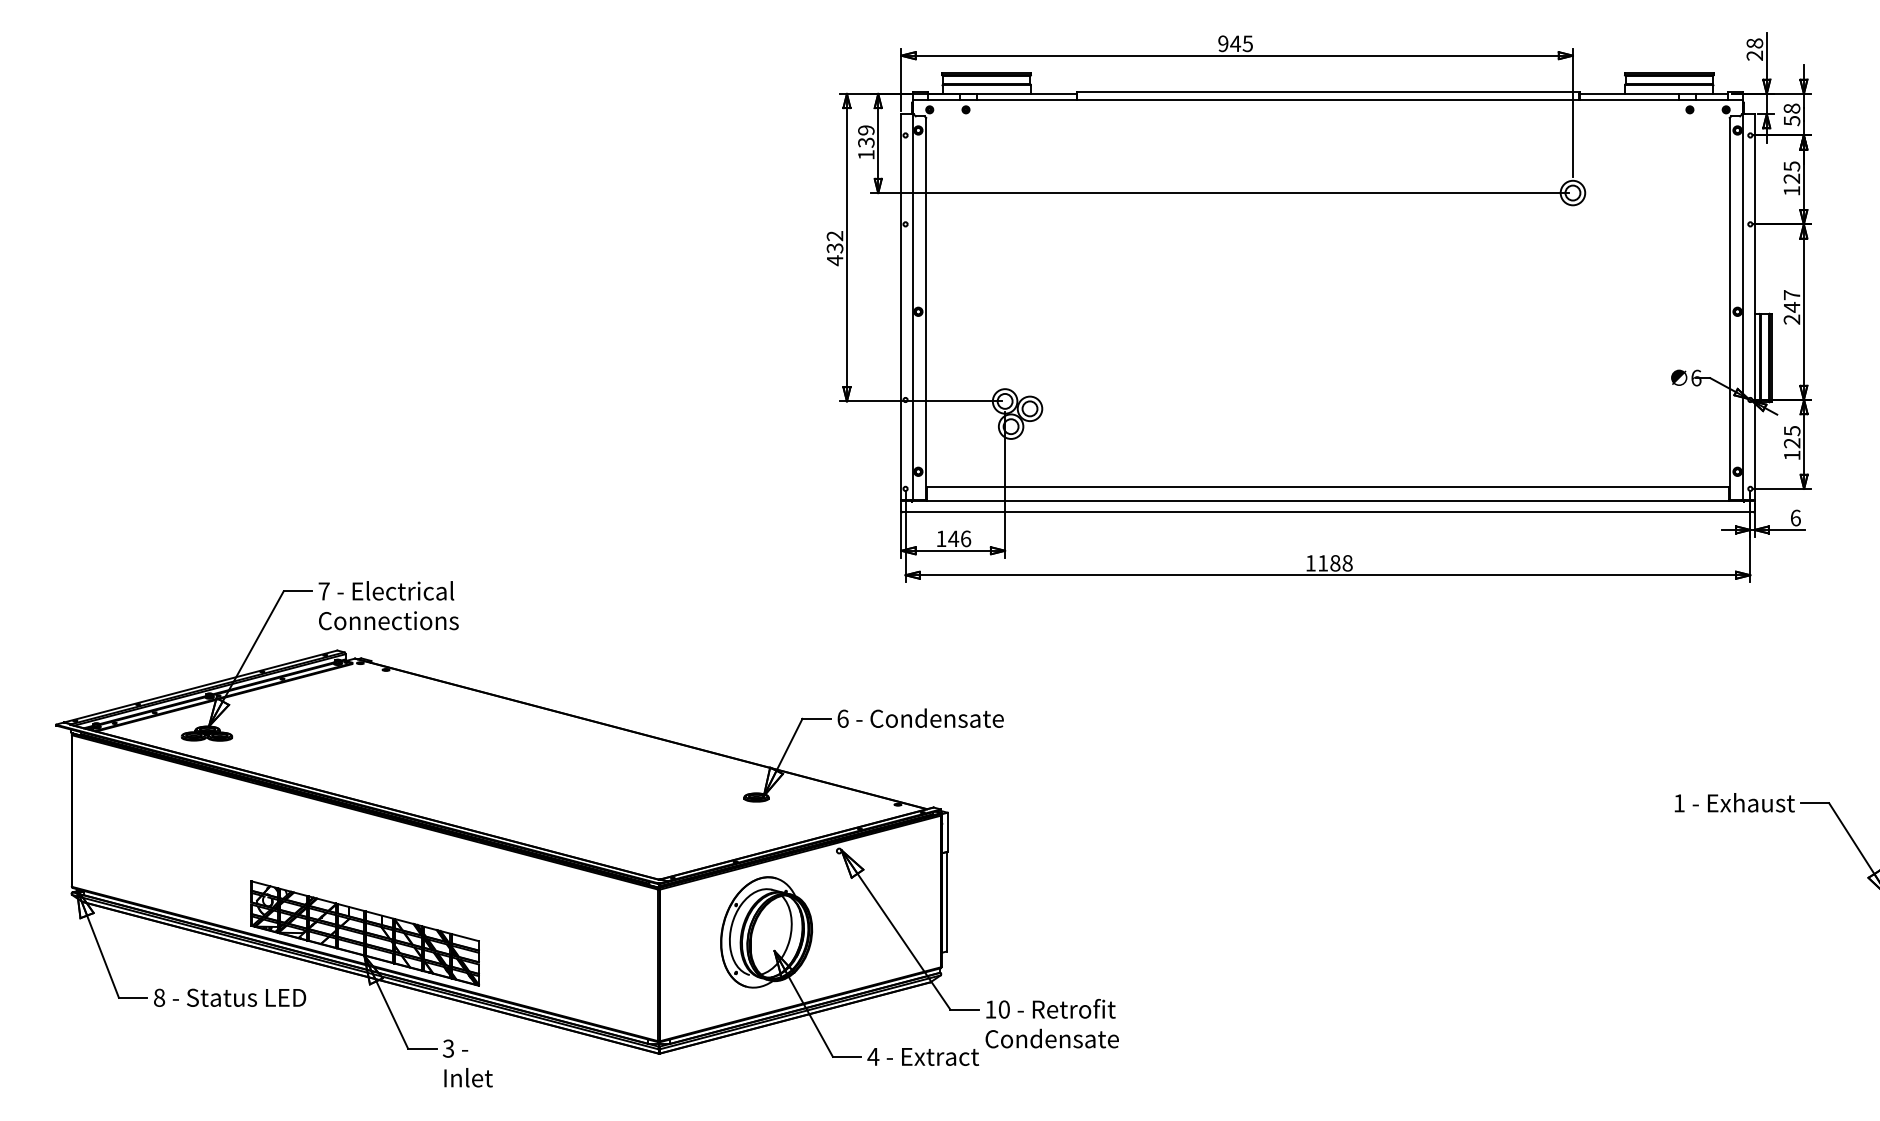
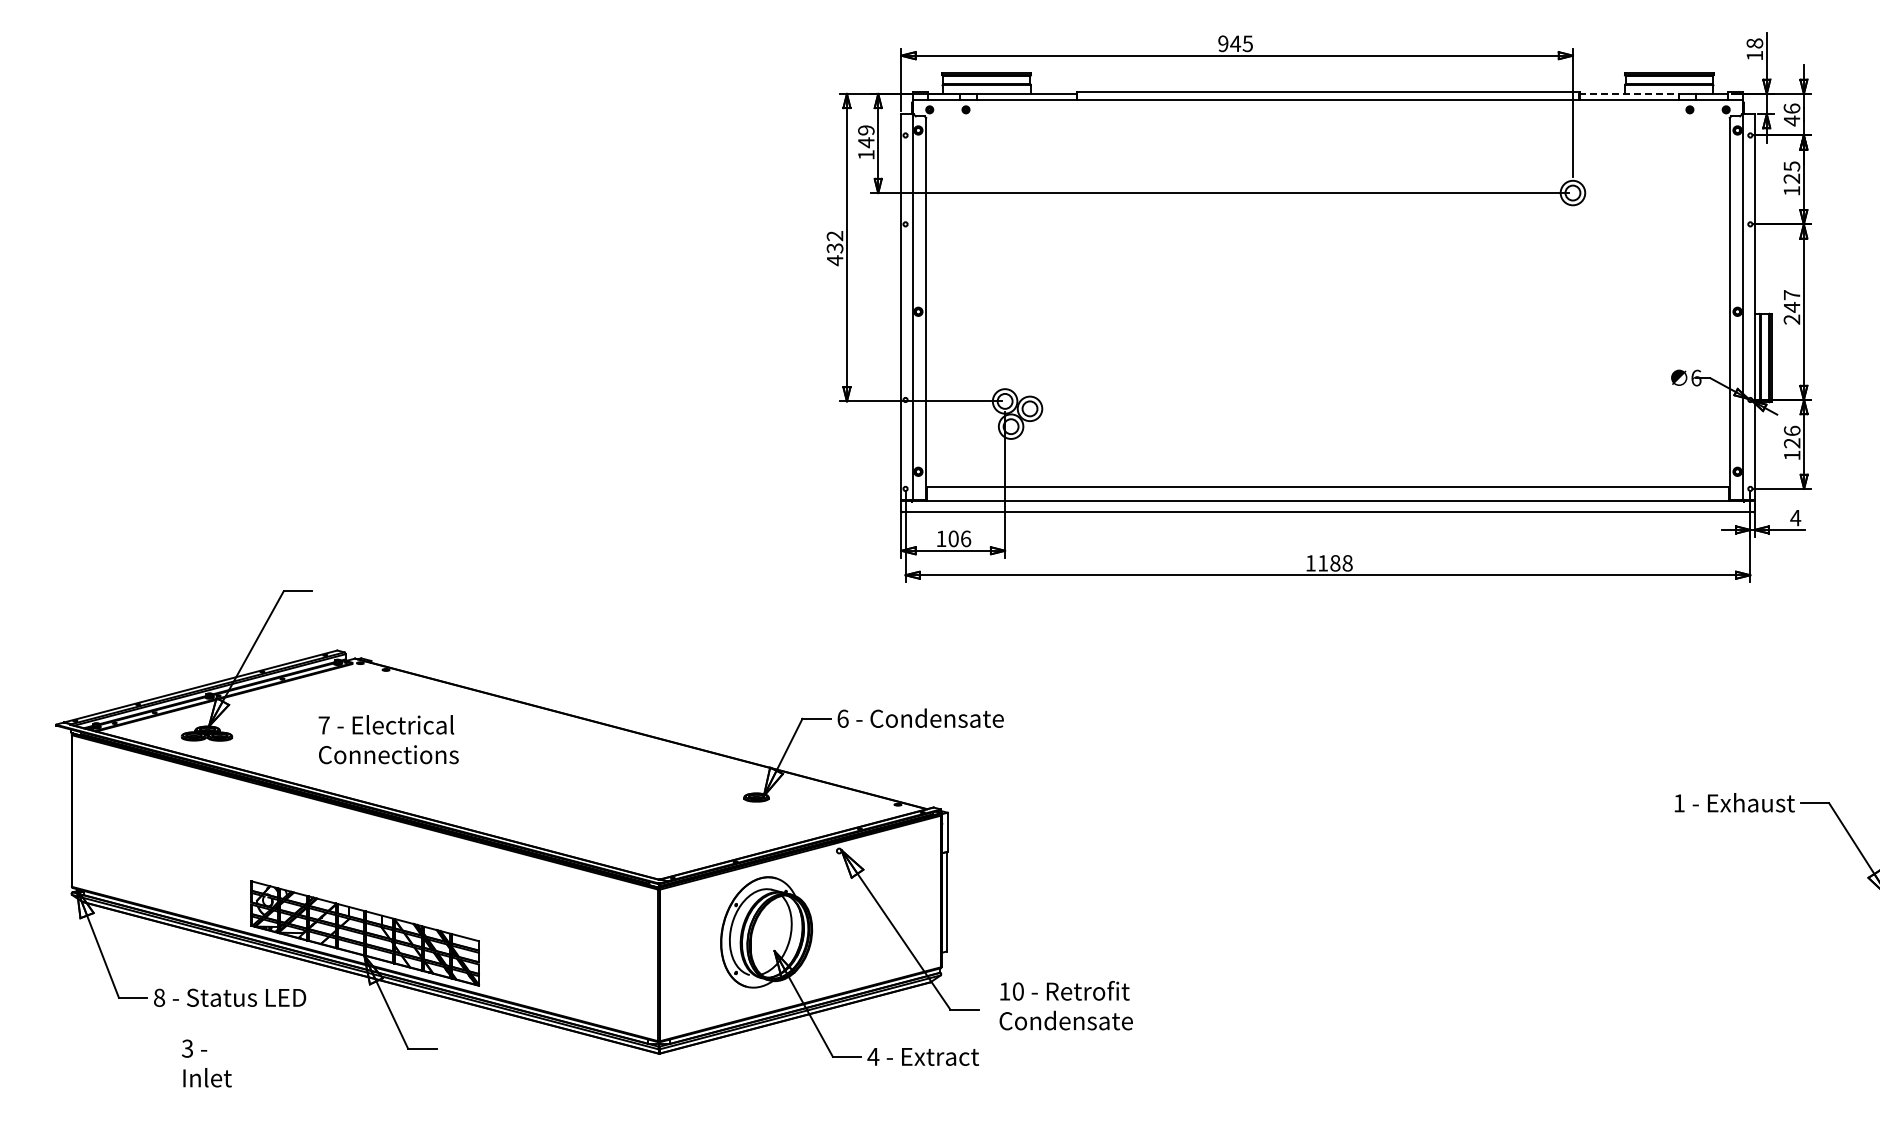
text: 28 -> 18 (1754, 55)
line: solid -> dashed (1628, 93)
text: 58 -> 46 (1791, 114)
text: 139 -> 149 (866, 142)
text: 125 -> 126 (1791, 430)
text: 6 -> 4 (1795, 517)
text: 146 -> 106 (953, 538)
text position: (388, 605) -> (388, 739) (388, 739)
text position: (1051, 1023) -> (1065, 1005) (1065, 1005)
text position: (467, 1063) -> (206, 1063) (206, 1063)
